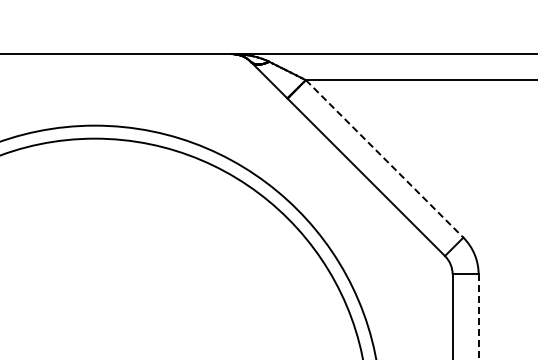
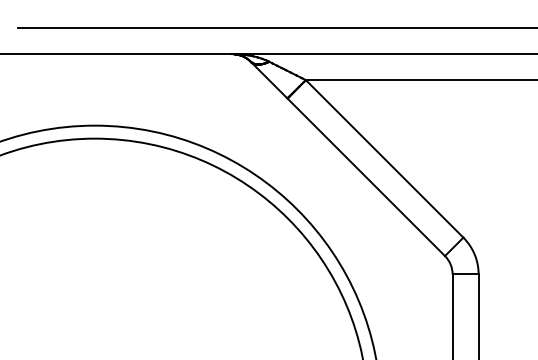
line: none -> present (276, 28)
line: dashed -> solid (385, 159)
line: dashed -> solid (478, 317)
